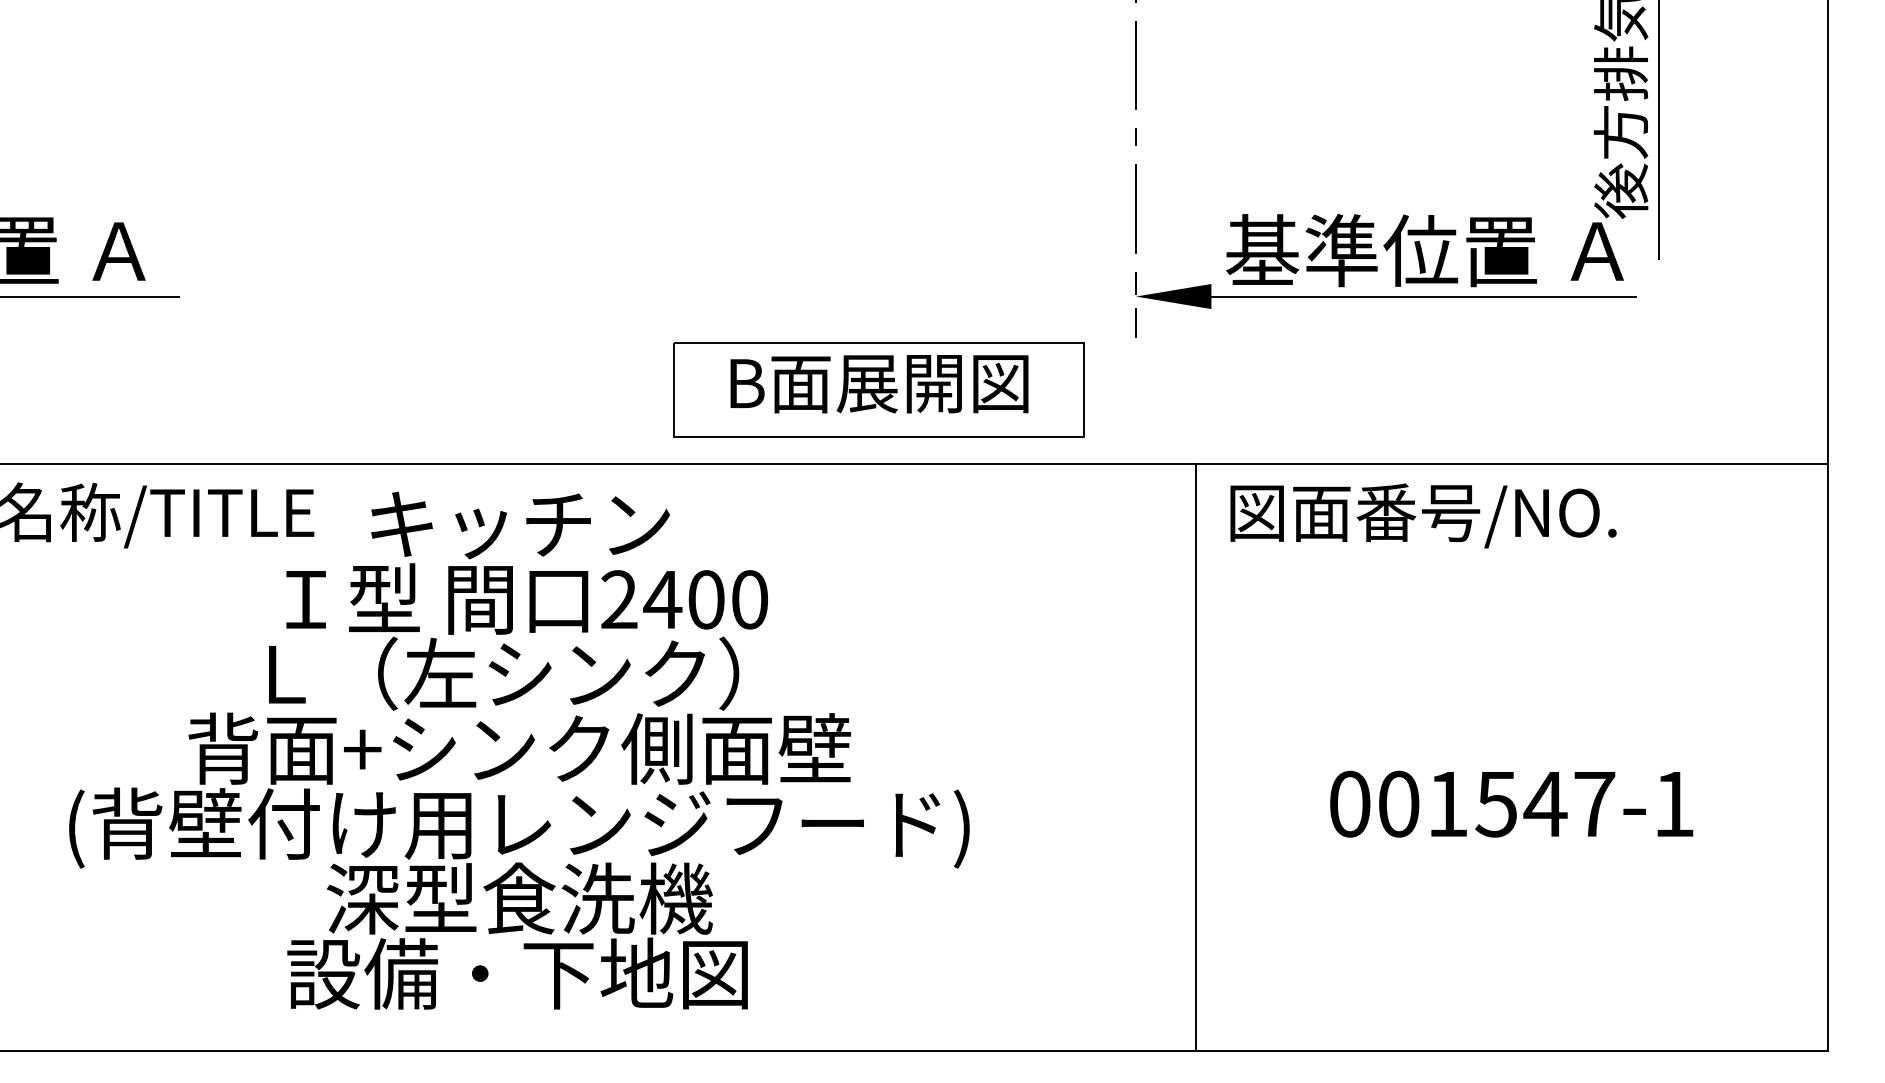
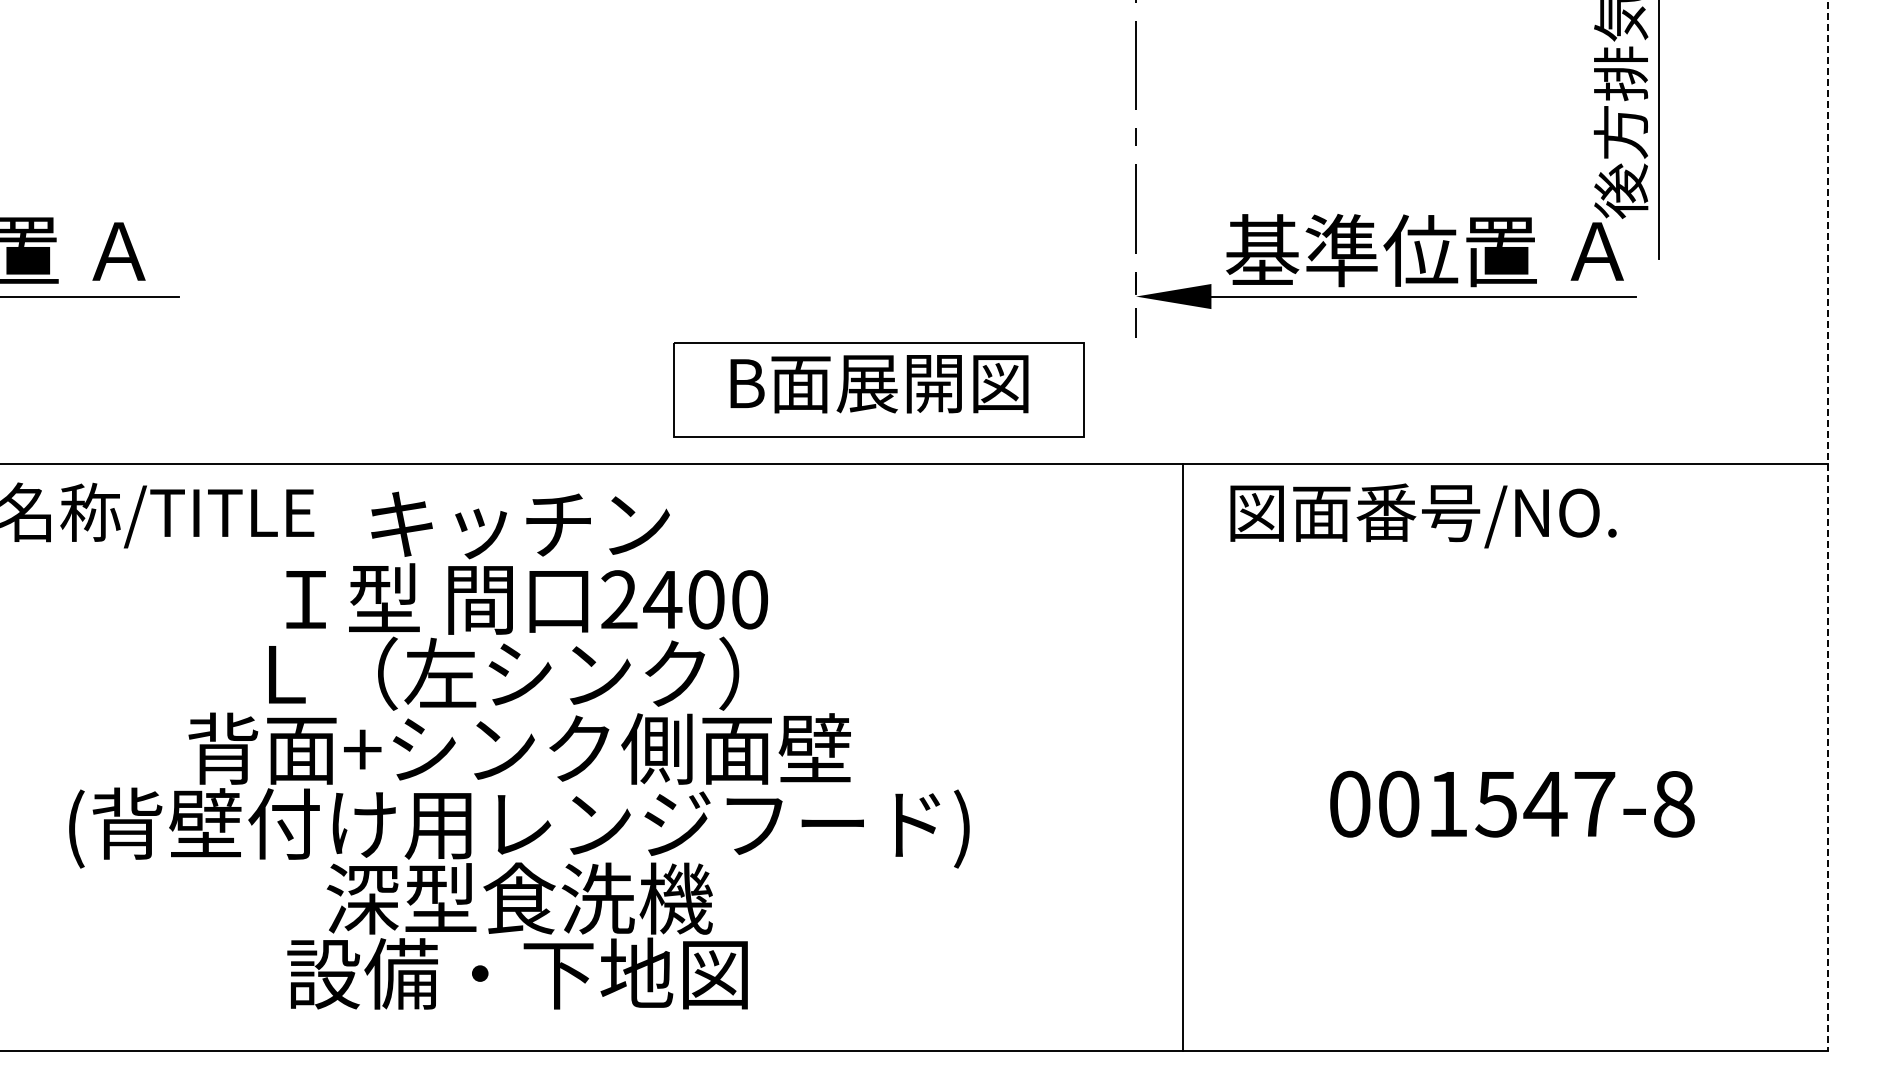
line: solid -> dashed (1828, 525)
line position: (1196, 756) -> (1183, 756) (1183, 756)
text: 001547-1 -> 001547-8 (1674, 804)
